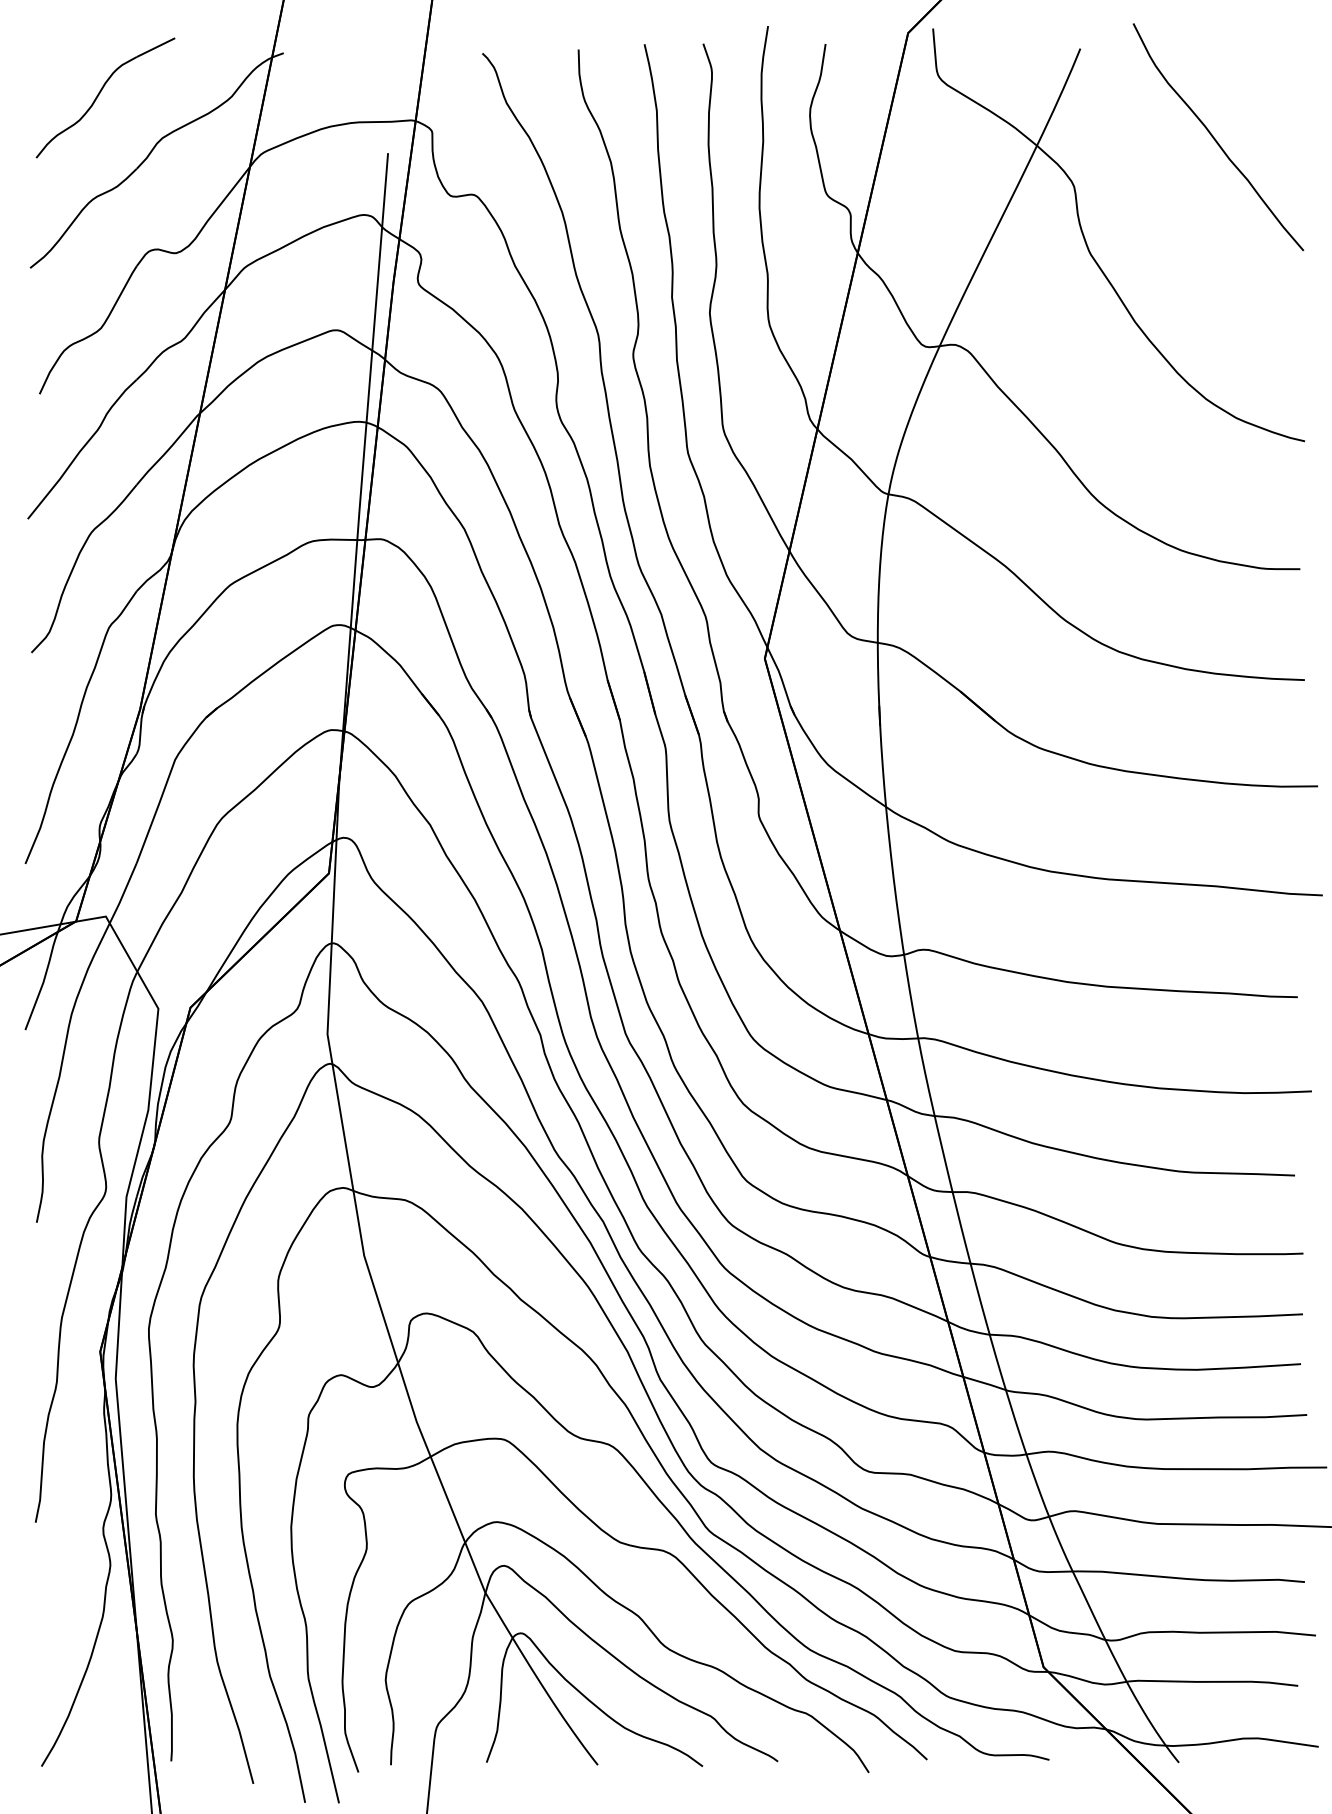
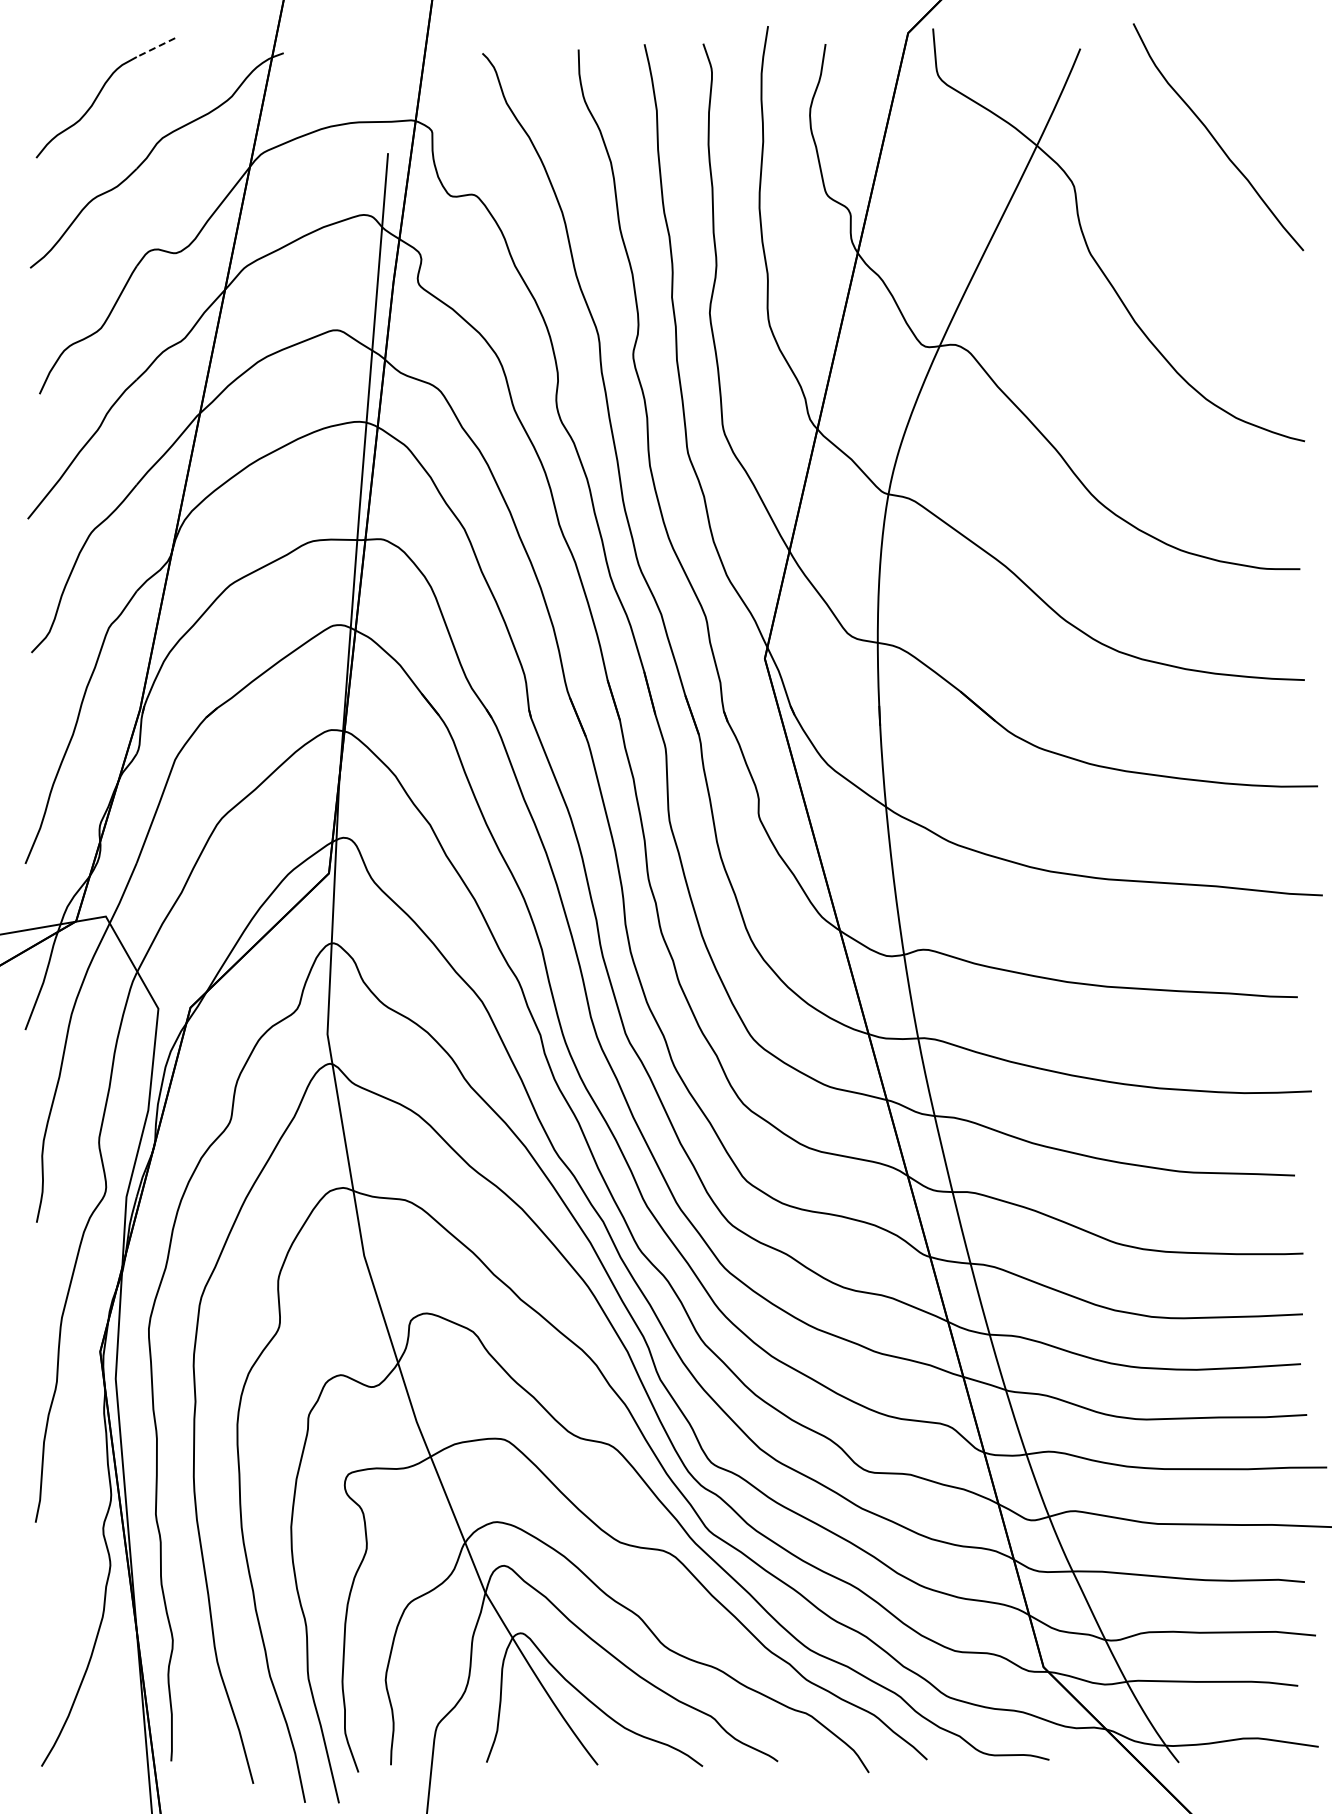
line: solid -> dashed (155, 47)
